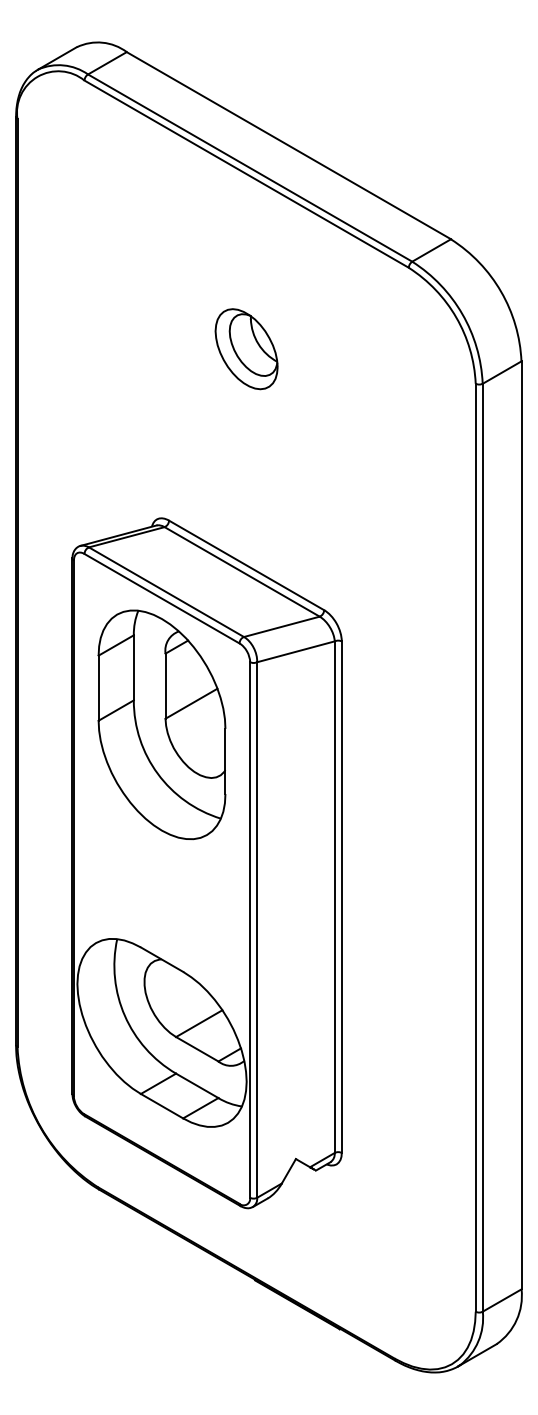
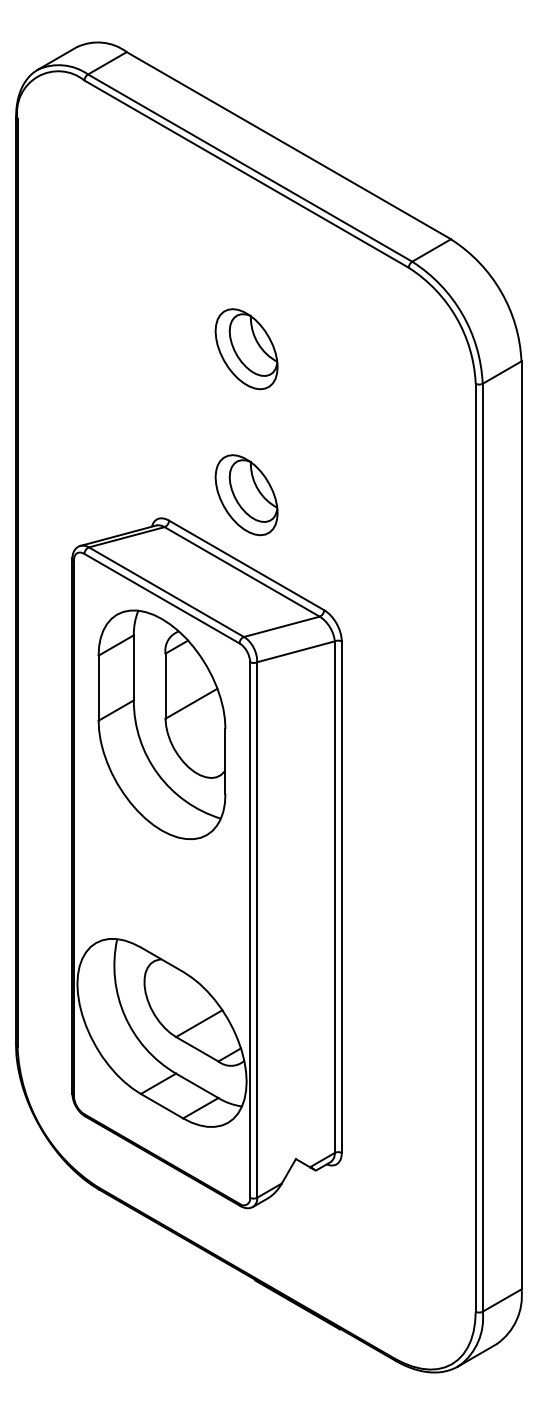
part: none -> present (246, 495)
